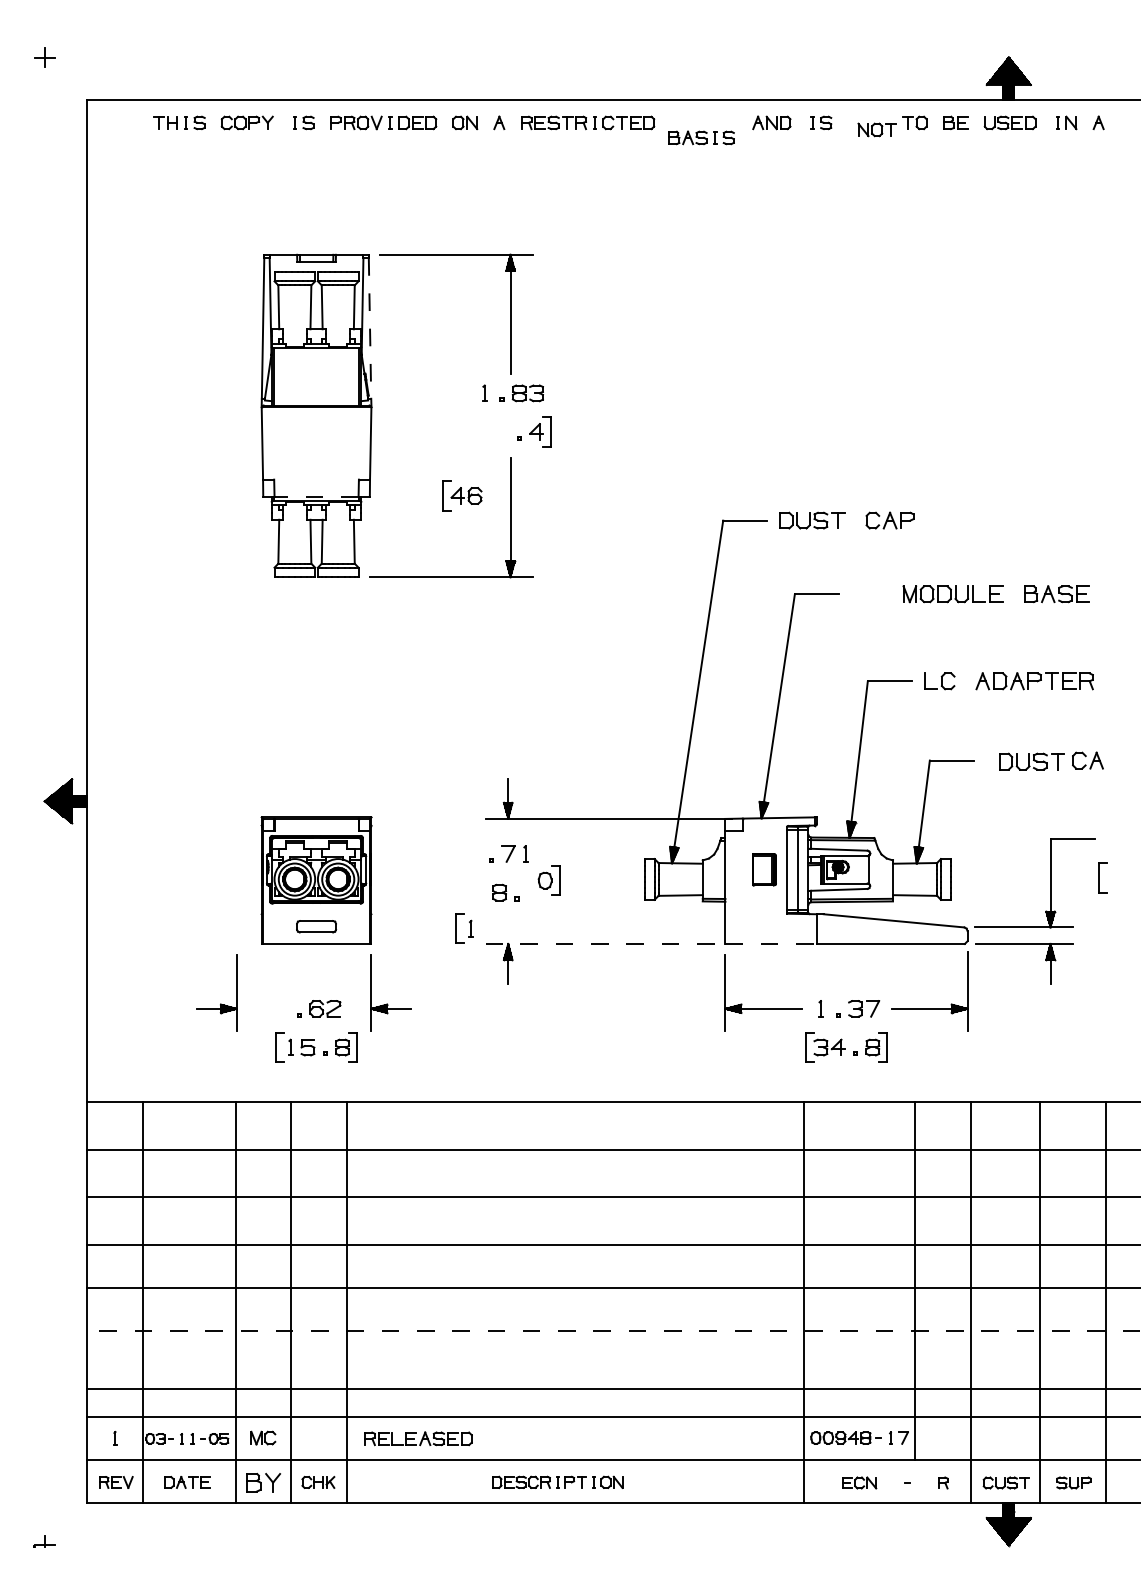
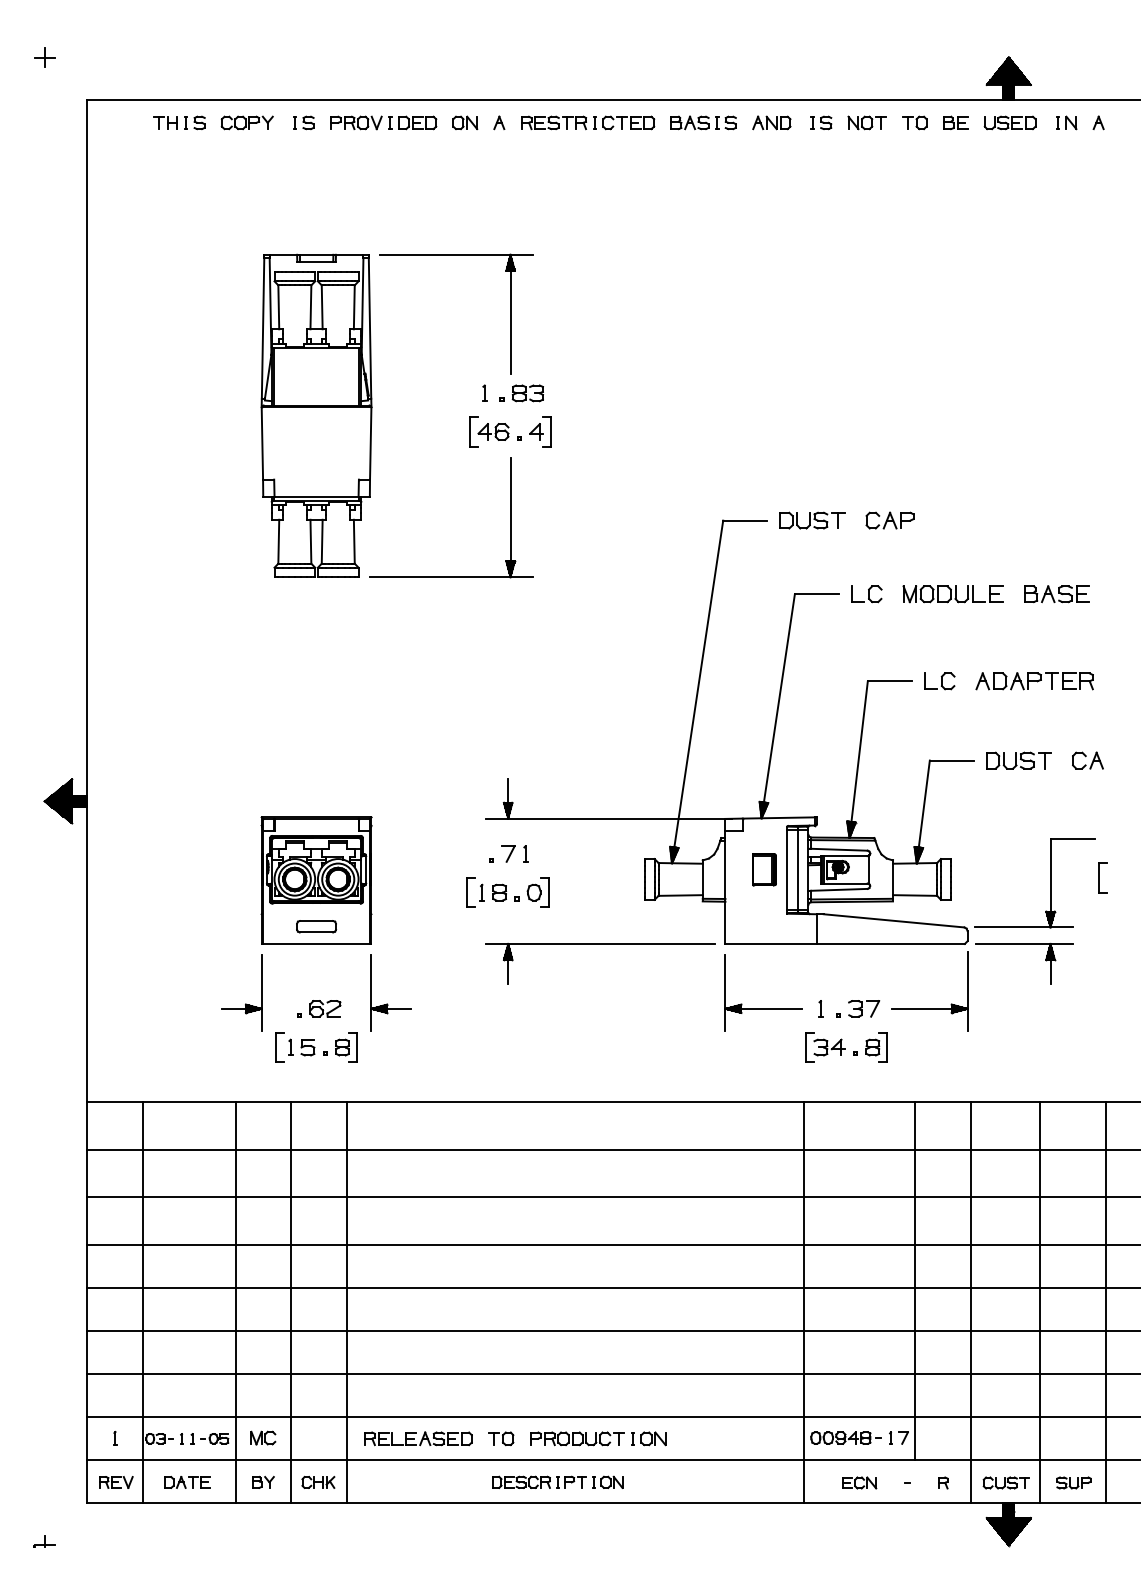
part position: (876, 129) -> (866, 122) (866, 122)
part position: (701, 137) -> (703, 122) (703, 122)
line: dashed -> solid (370, 328)
part position: (462, 495) -> (489, 431) (489, 431)
line: dashed -> solid (316, 496)
part: none -> present (866, 594)
part position: (1031, 761) -> (1018, 760) (1018, 760)
part position: (548, 880) -> (537, 892) (537, 892)
part position: (464, 928) -> (475, 892) (475, 892)
line: dashed -> solid (599, 943)
line: dashed -> solid (771, 943)
part position: (220, 1003) -> (245, 1003) (245, 1003)
line: dashed -> solid (613, 1331)
line position: (612, 1389) -> (612, 1374) (612, 1374)
part: none -> present (501, 1438)
part: none -> present (598, 1438)
part size: 36x20 px -> 23x14 px (263, 1481)
